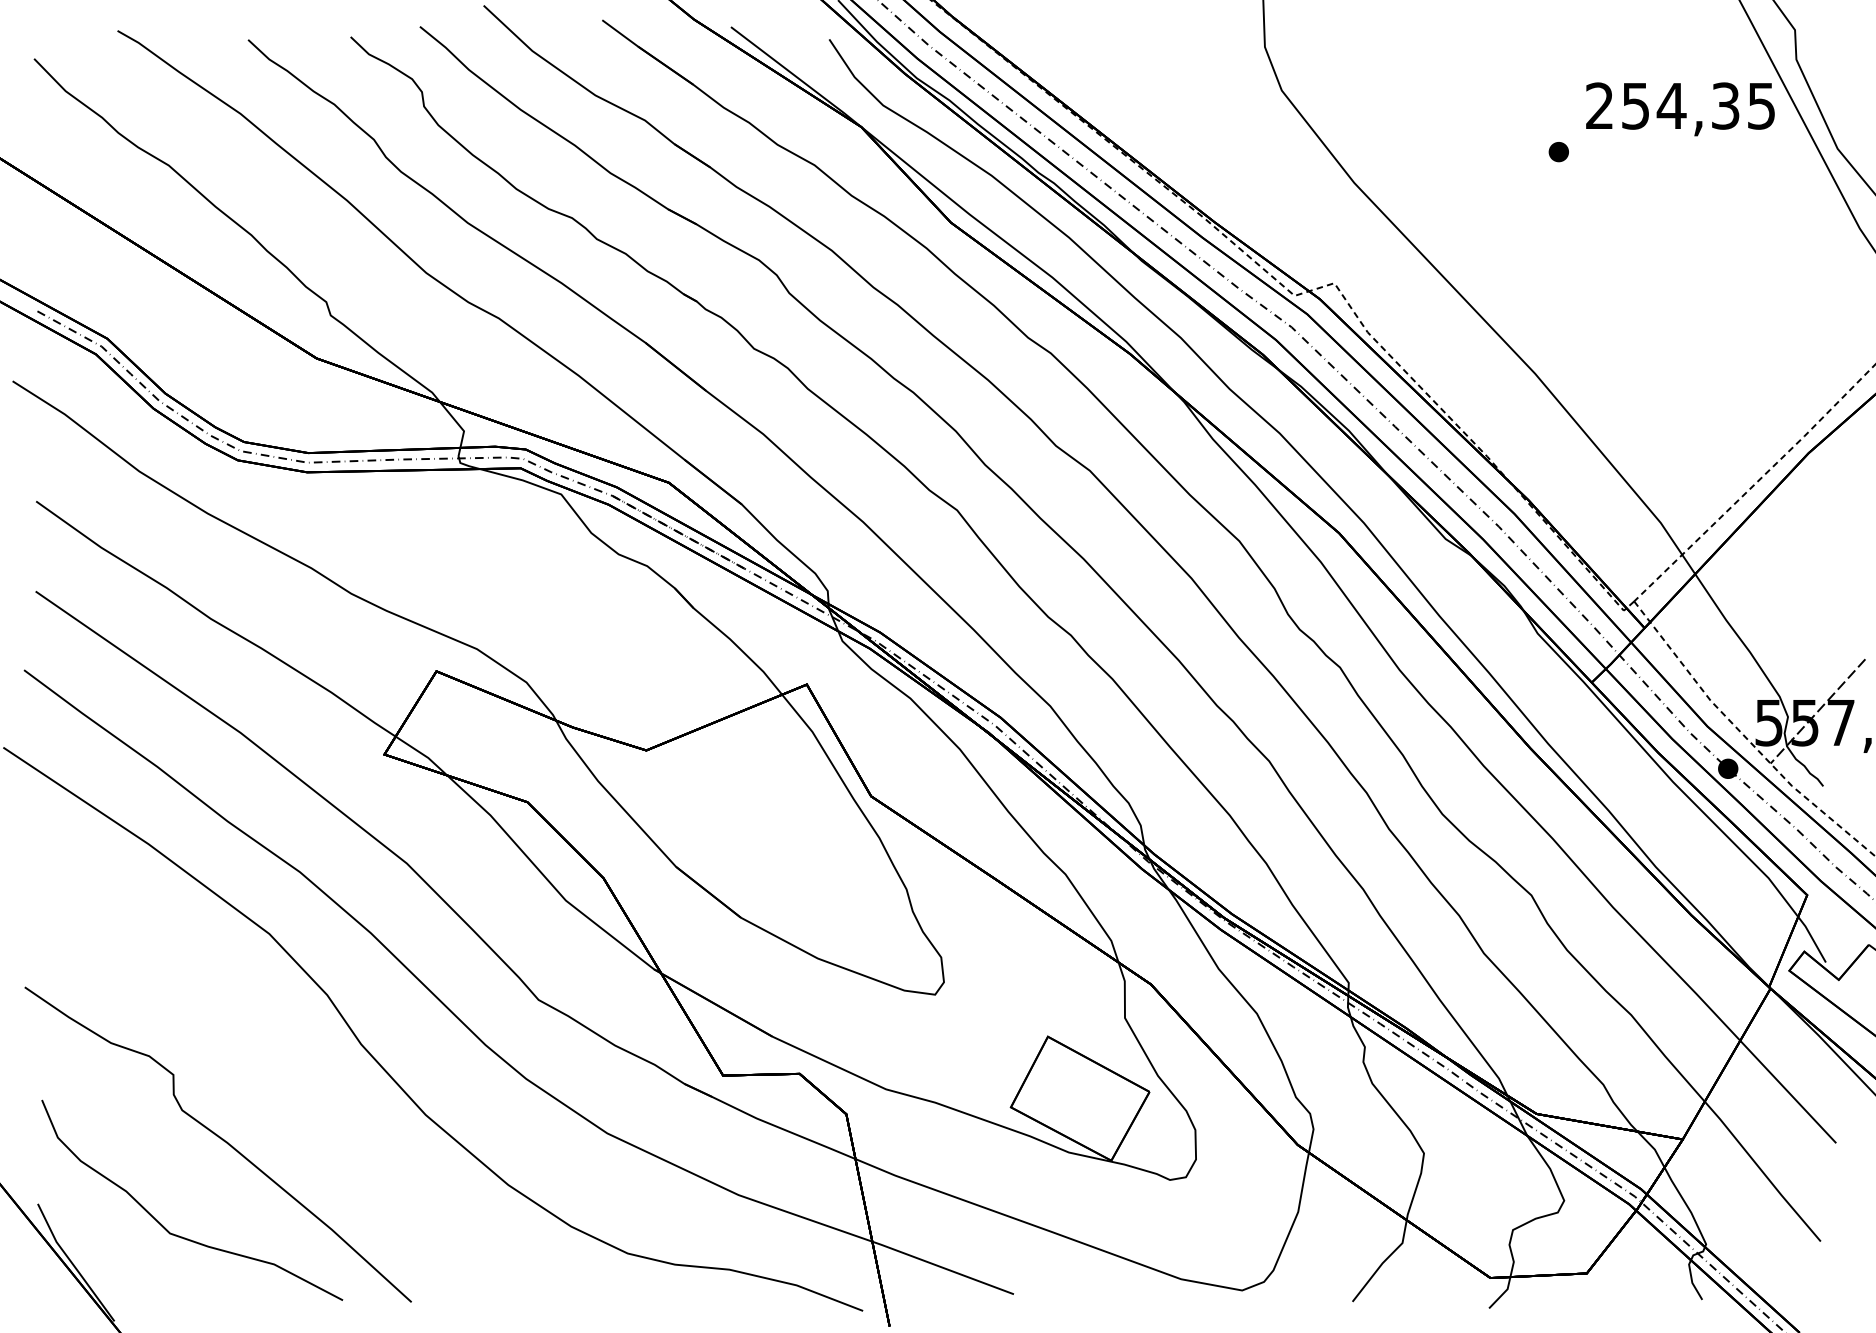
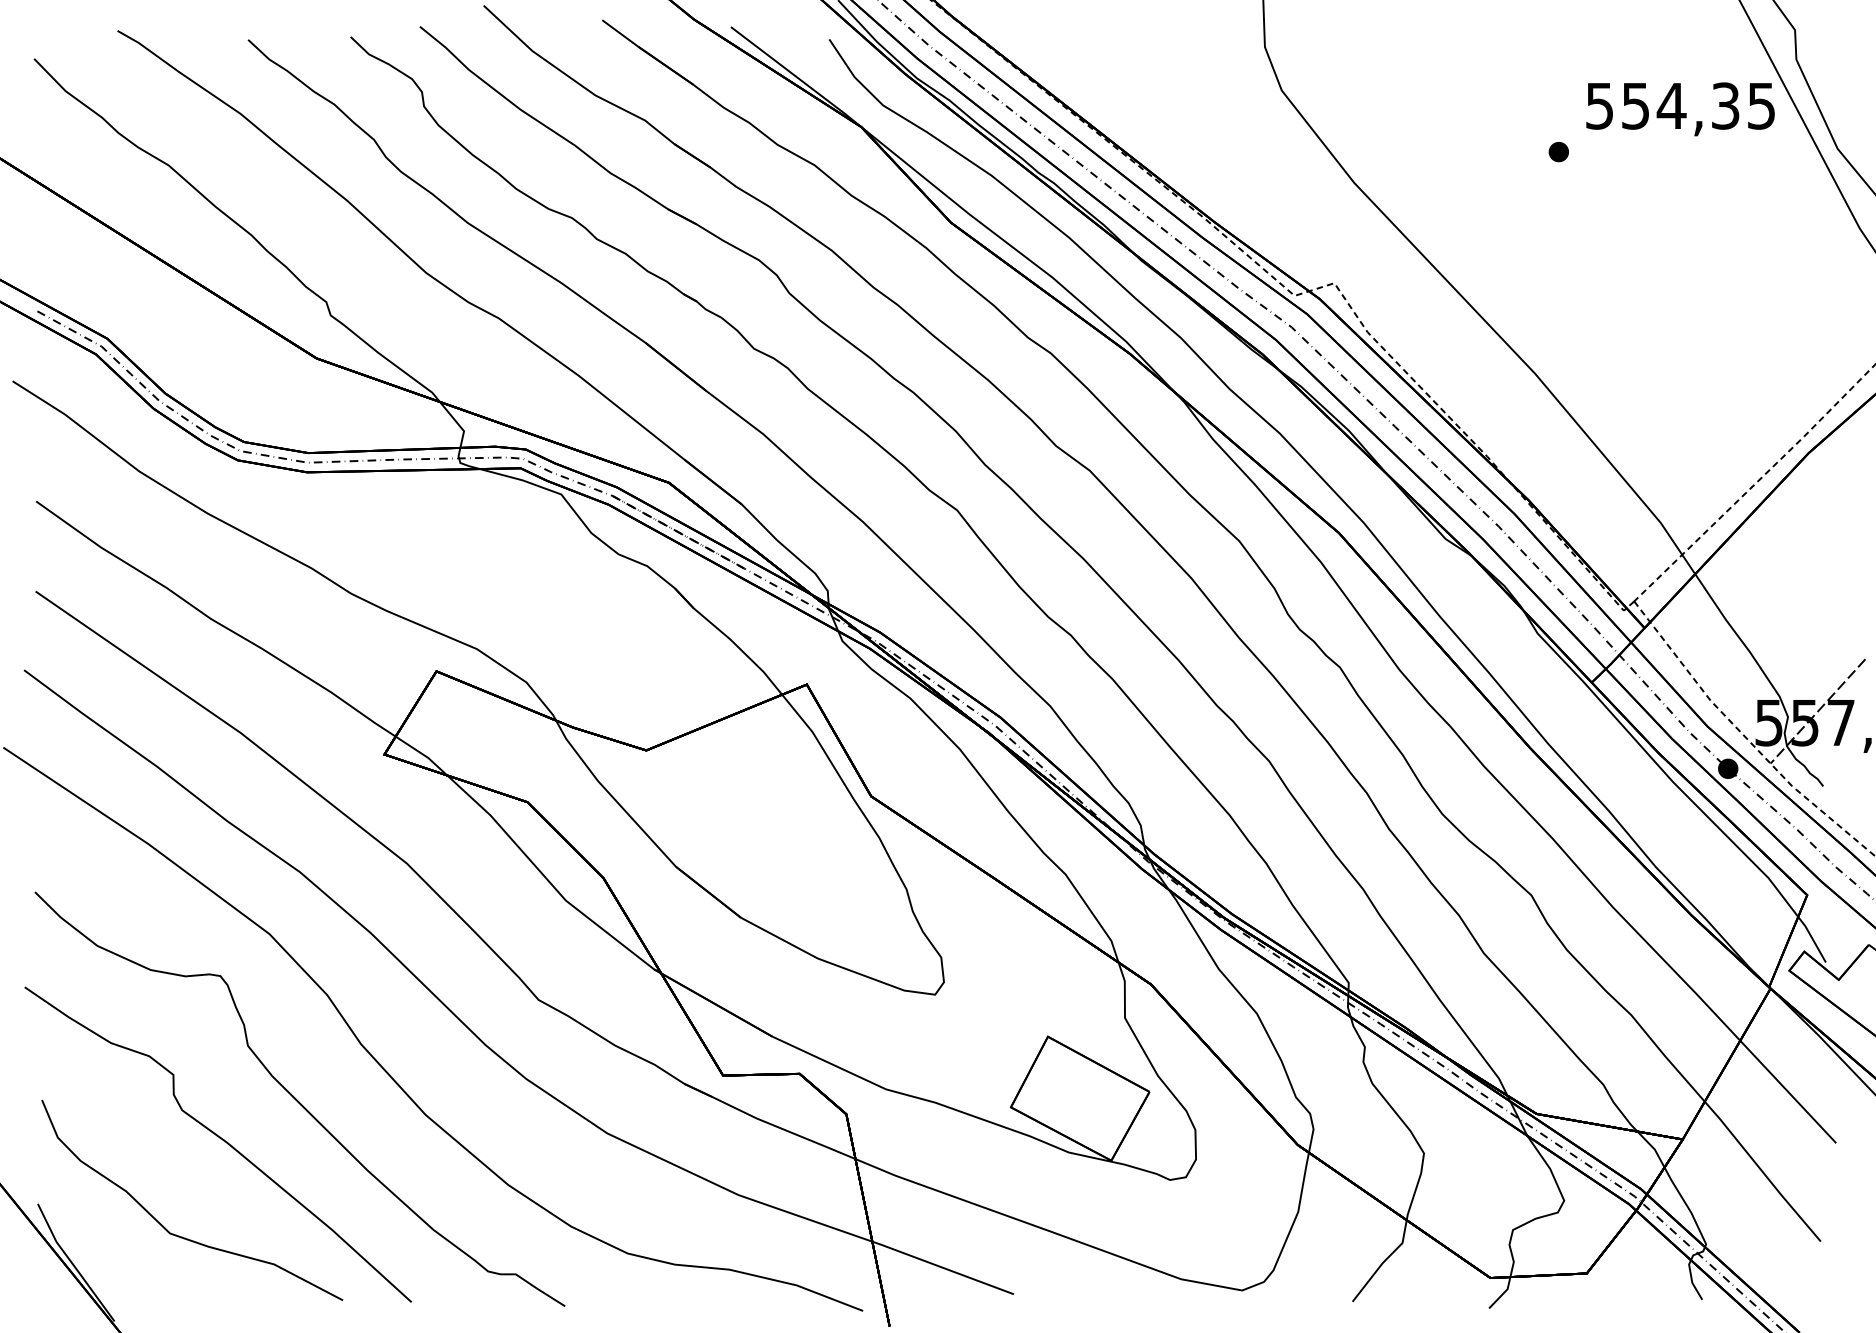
text: 254,35 -> 554,35 (1599, 105)
curve: none -> present (297, 1099)
